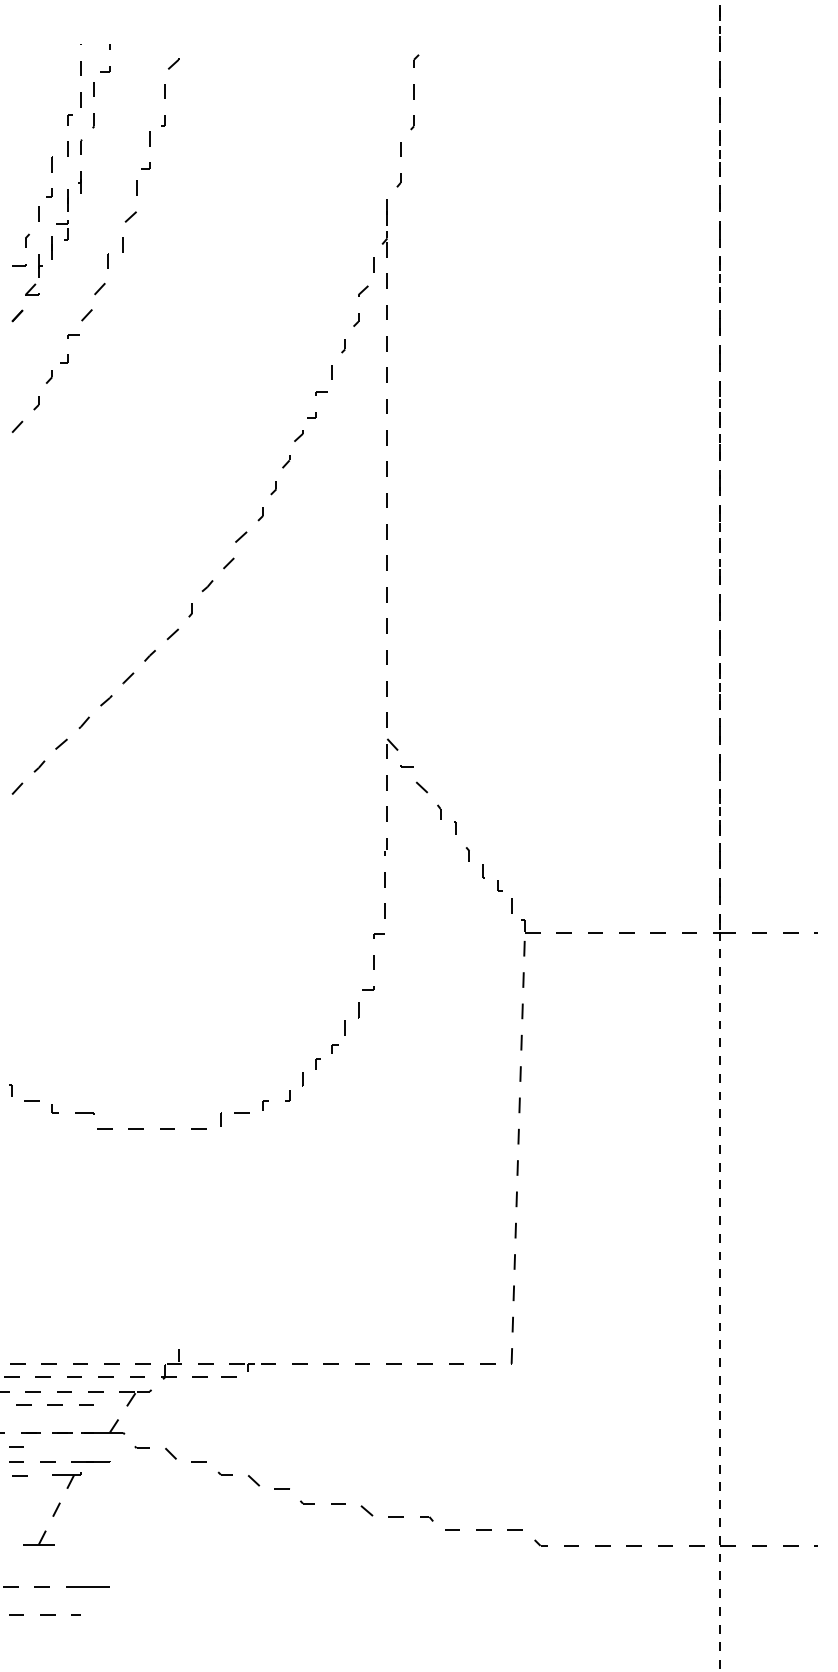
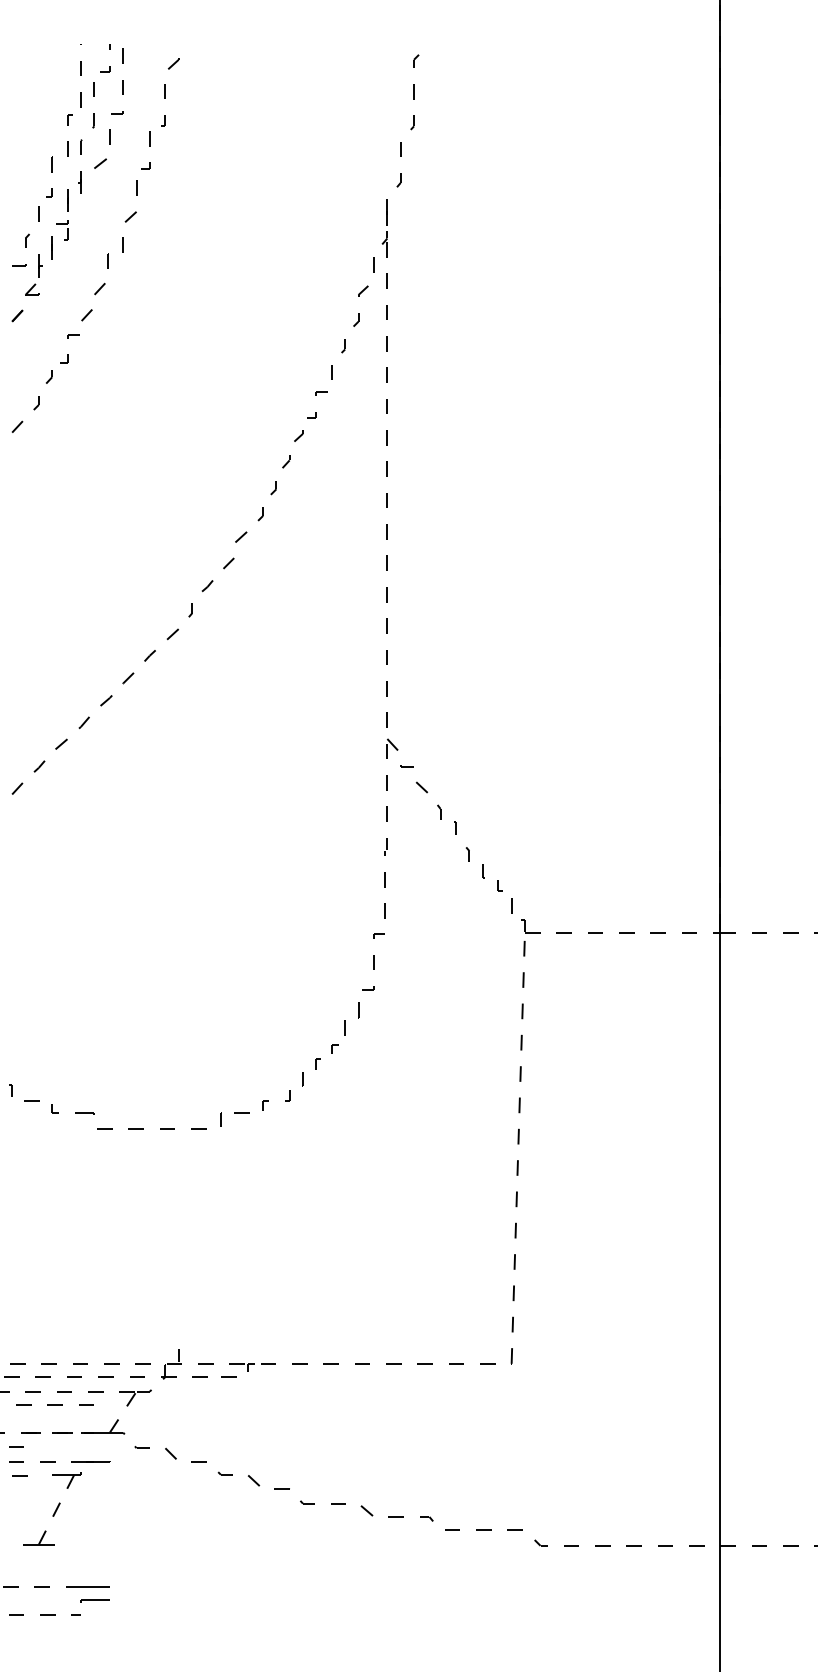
curve: none -> present (111, 113)
line: dashed -> solid (720, 835)
part: none -> present (94, 1600)
